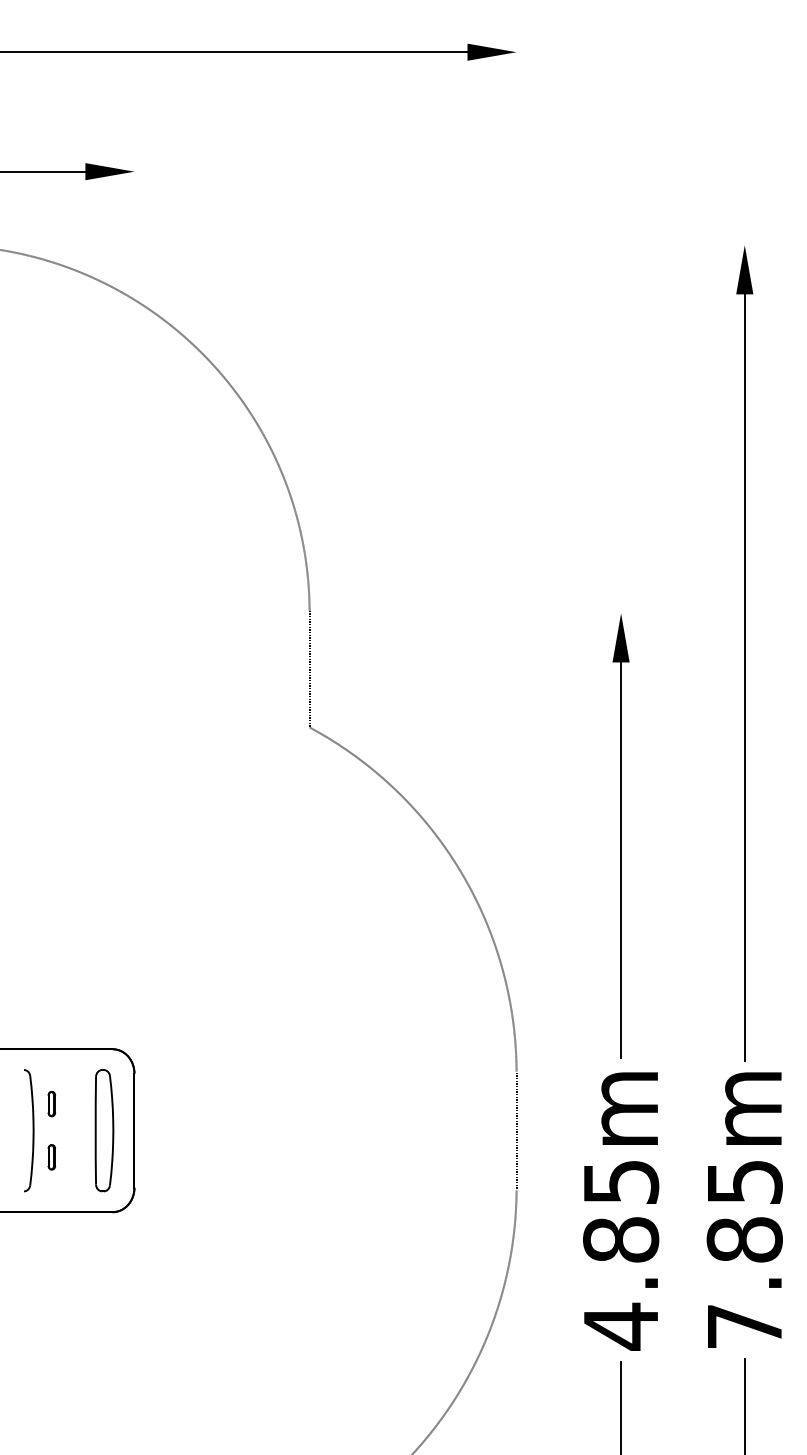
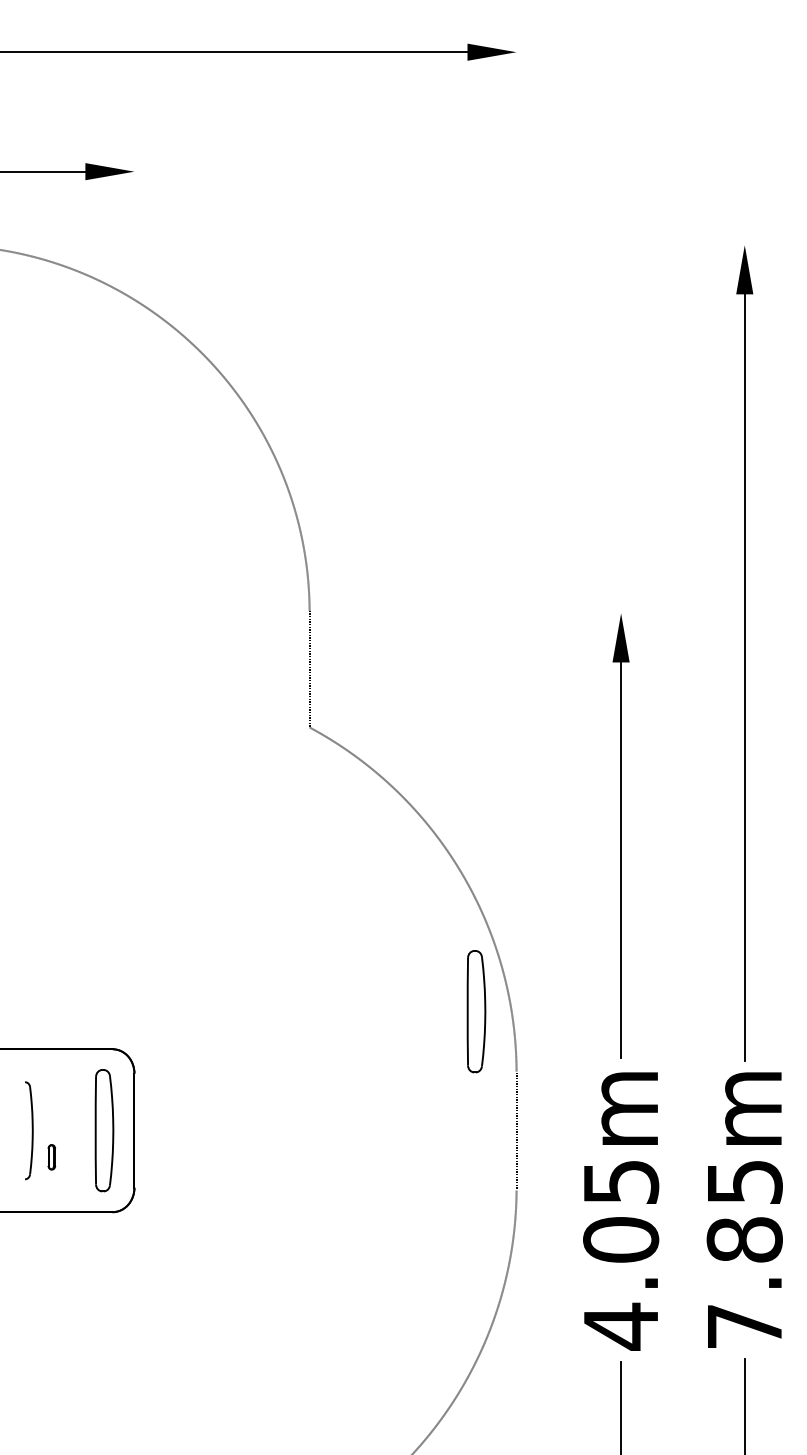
part: none -> present (476, 1011)
part: present -> none (51, 1104)
part size: 11x124 px -> 9x100 px (29, 1130)
text: 4.85m -> 4.05m (621, 1239)
